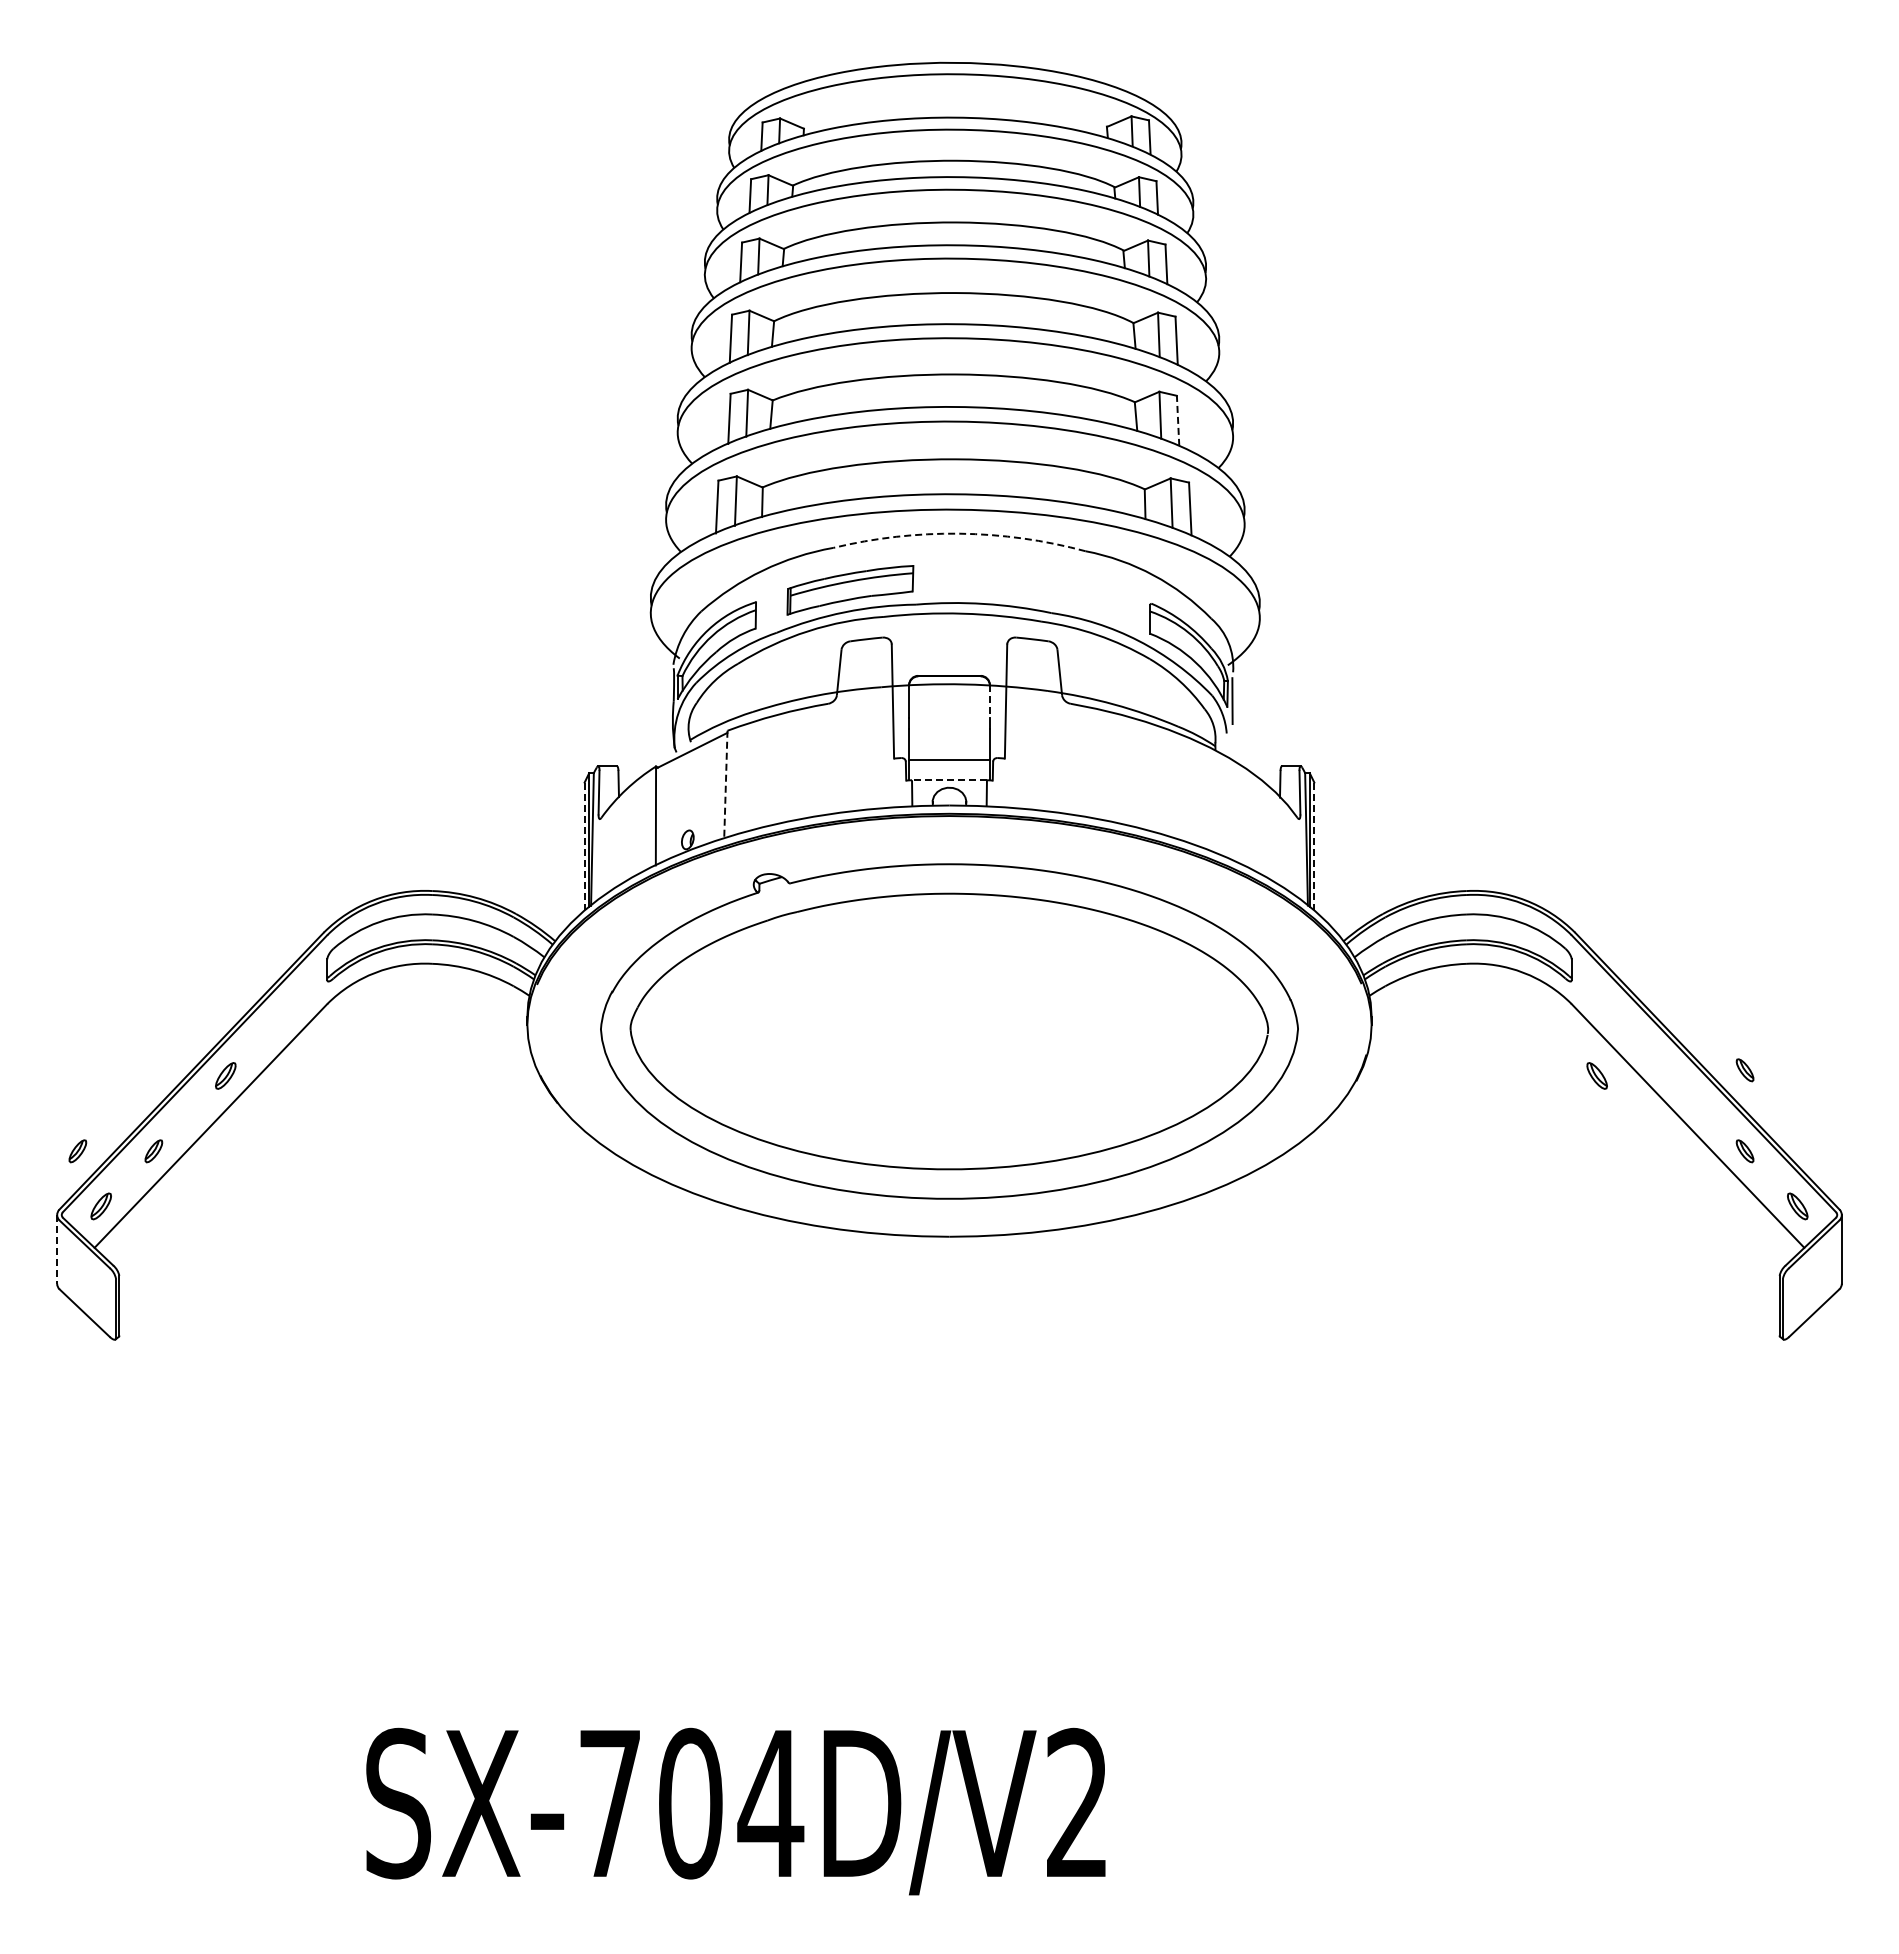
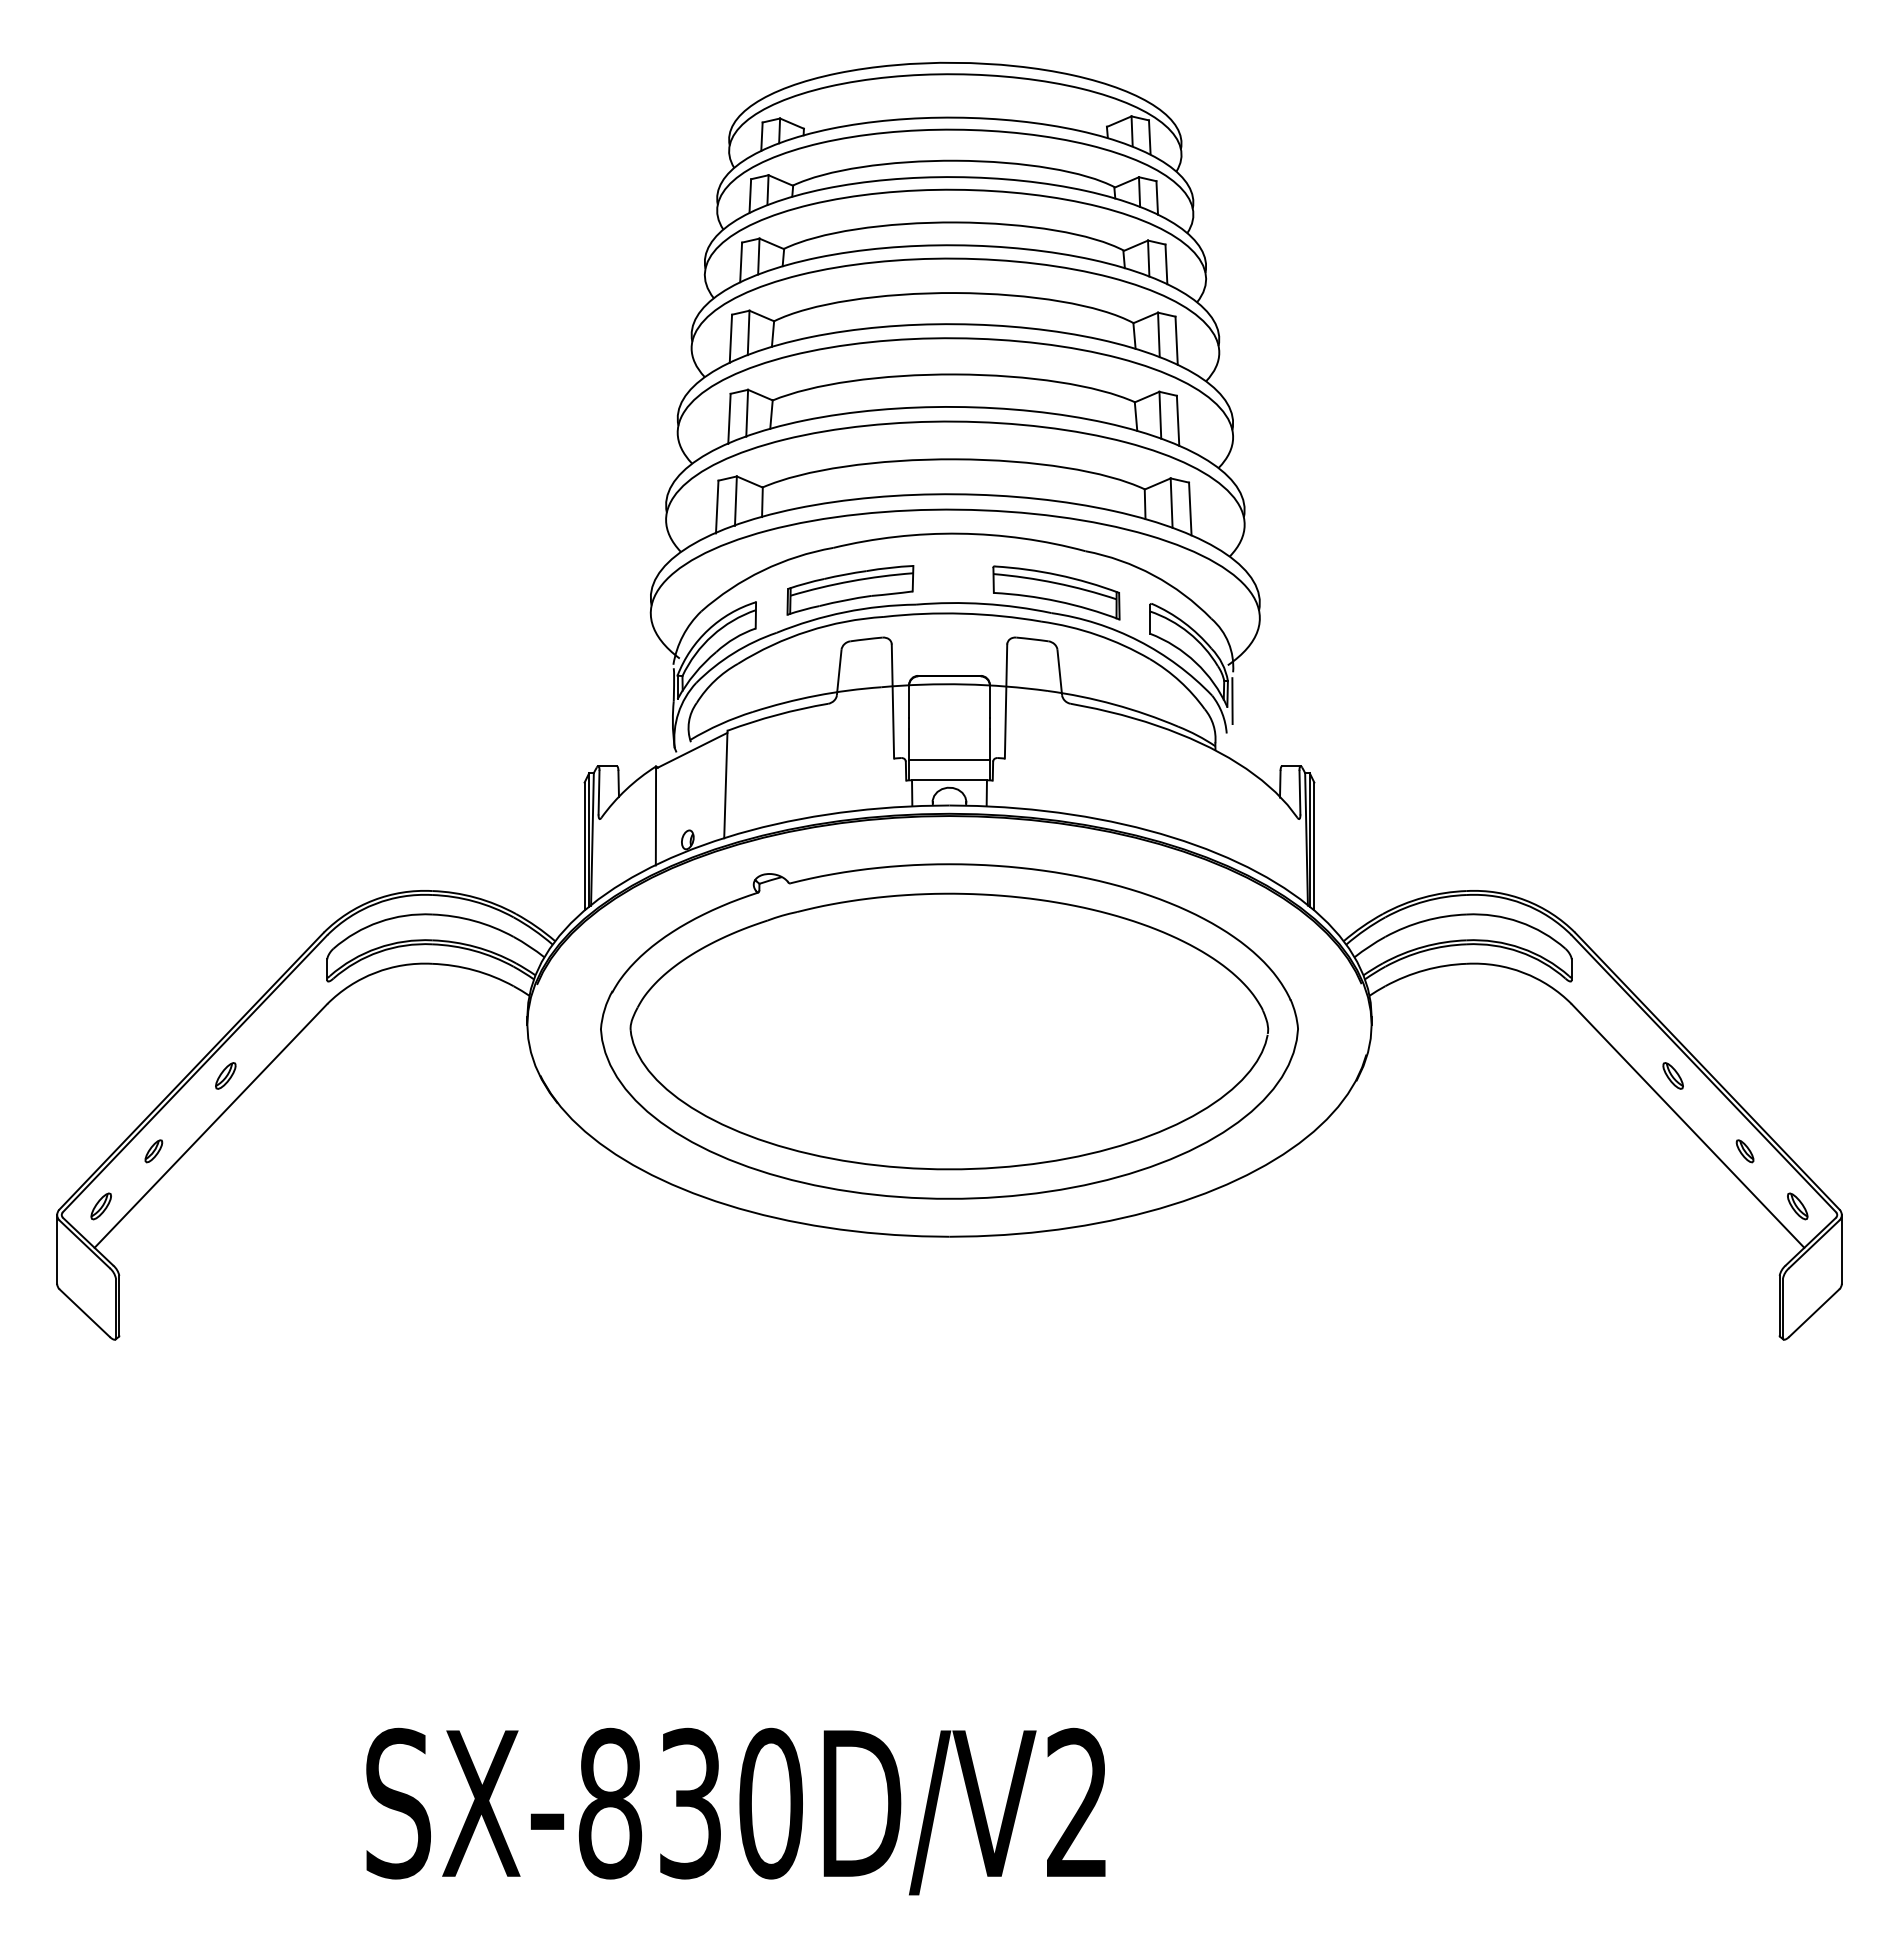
line: dashed -> solid (1178, 420)
arc: dashed -> solid (959, 533)
part: none -> present (1056, 592)
line: dashed -> solid (989, 702)
line: dashed -> solid (949, 780)
line: dashed -> solid (725, 784)
line: dashed -> solid (584, 846)
line: dashed -> solid (1314, 846)
part: present -> none (1744, 1070)
part position: (1596, 1075) -> (1672, 1075) (1672, 1075)
part: present -> none (77, 1151)
line: dashed -> solid (57, 1249)
text: SX-704D/V2 -> SX-830D/V2 (691, 1803)
